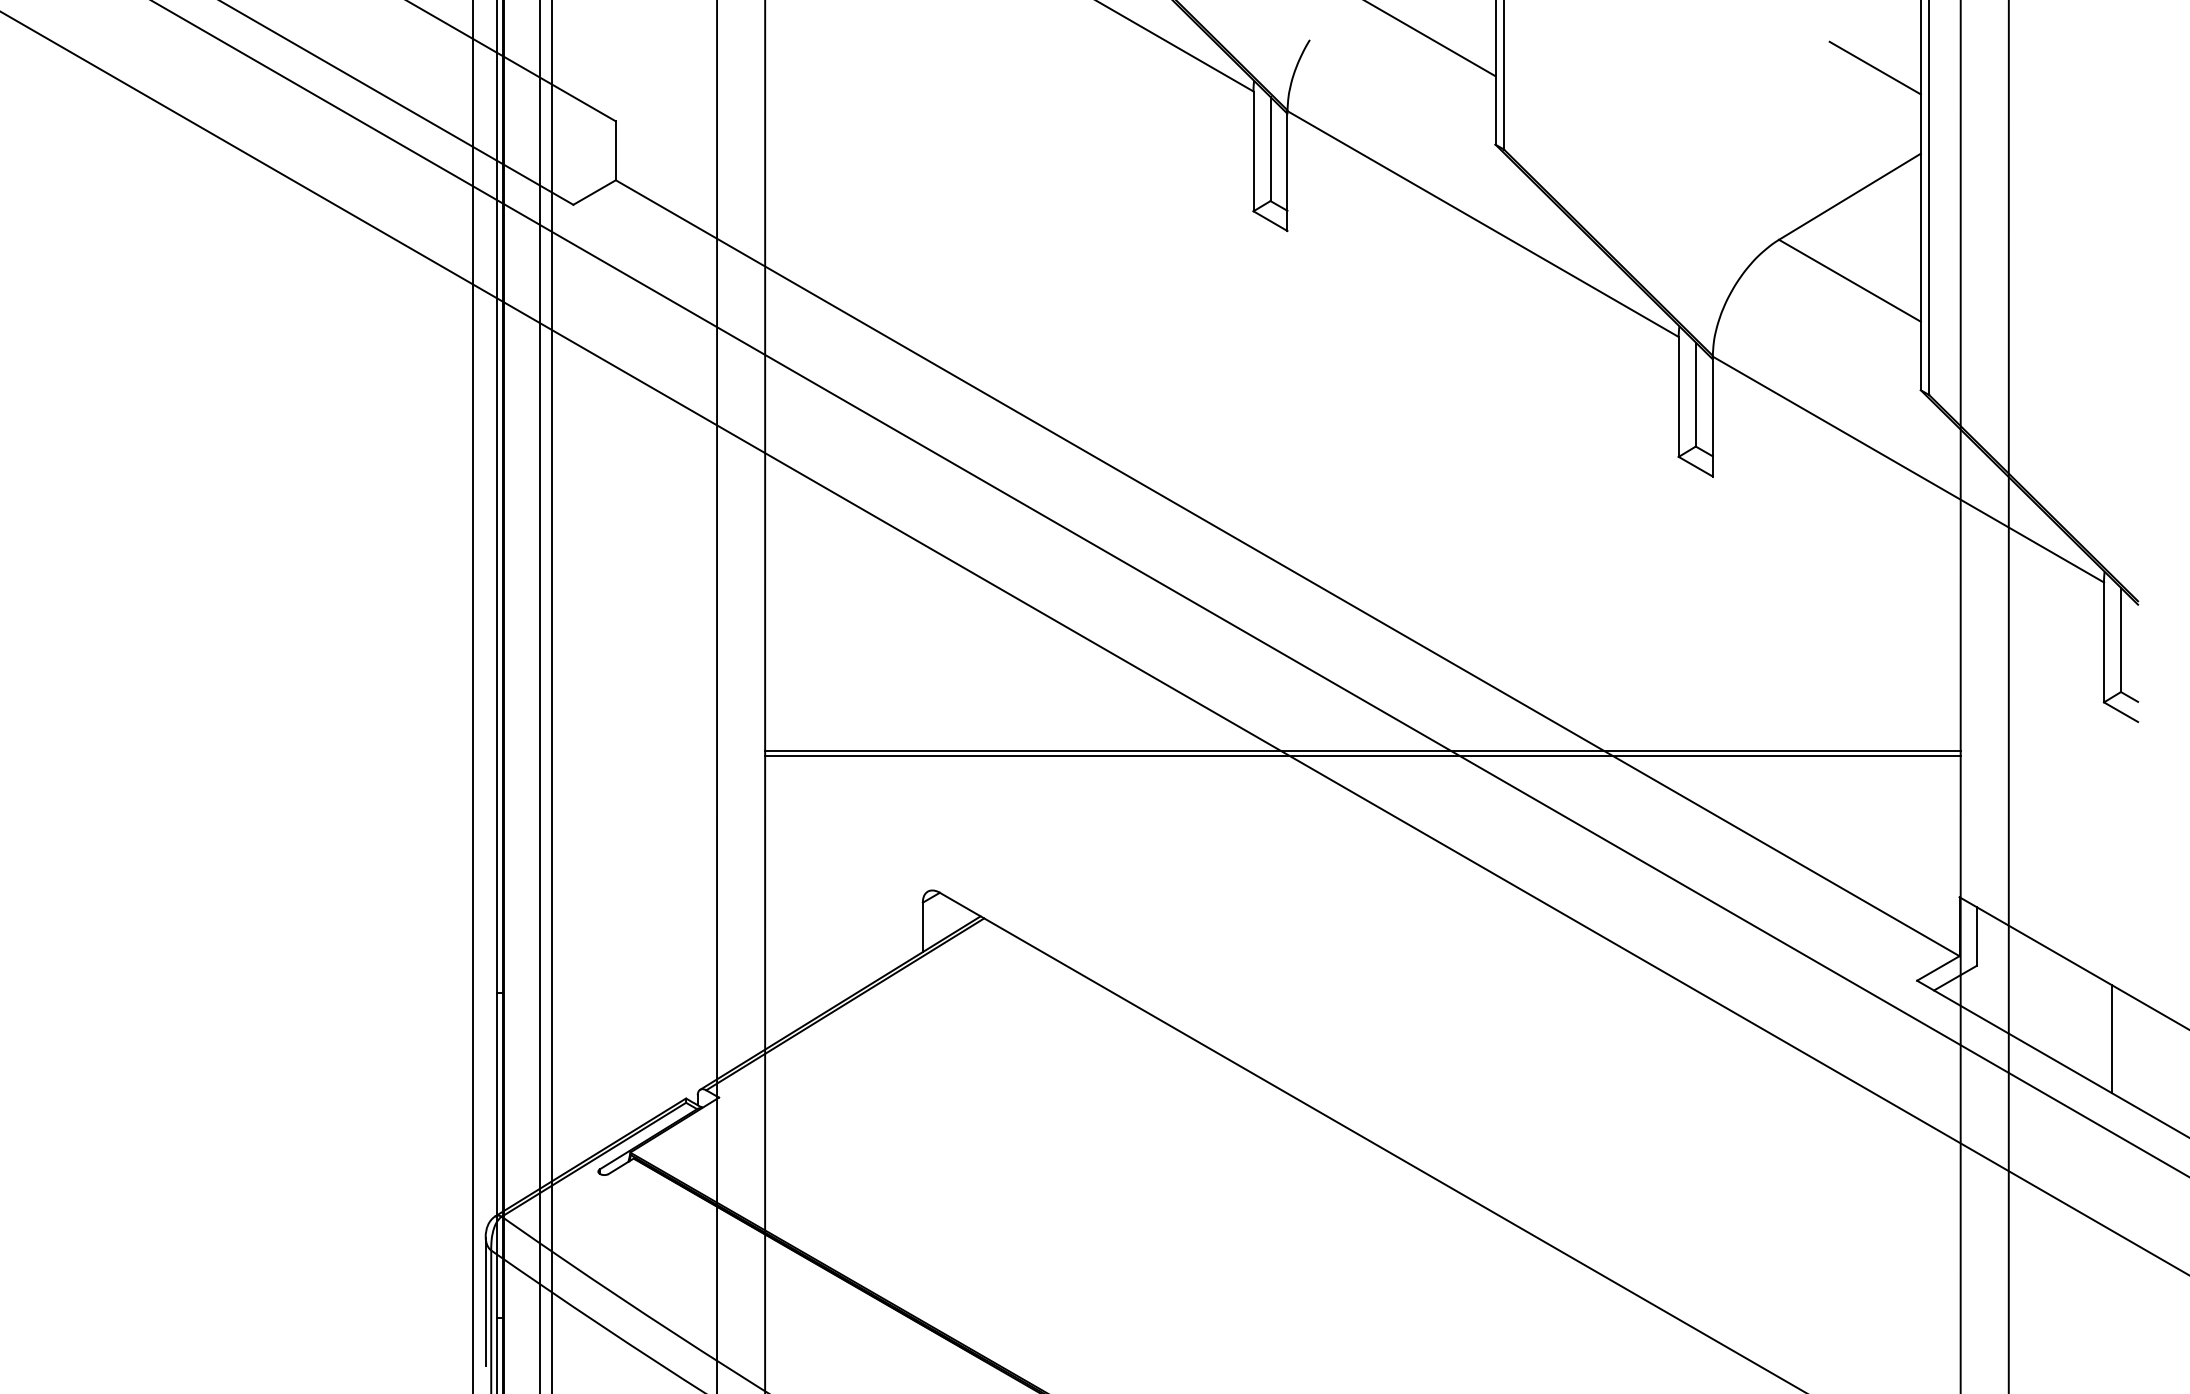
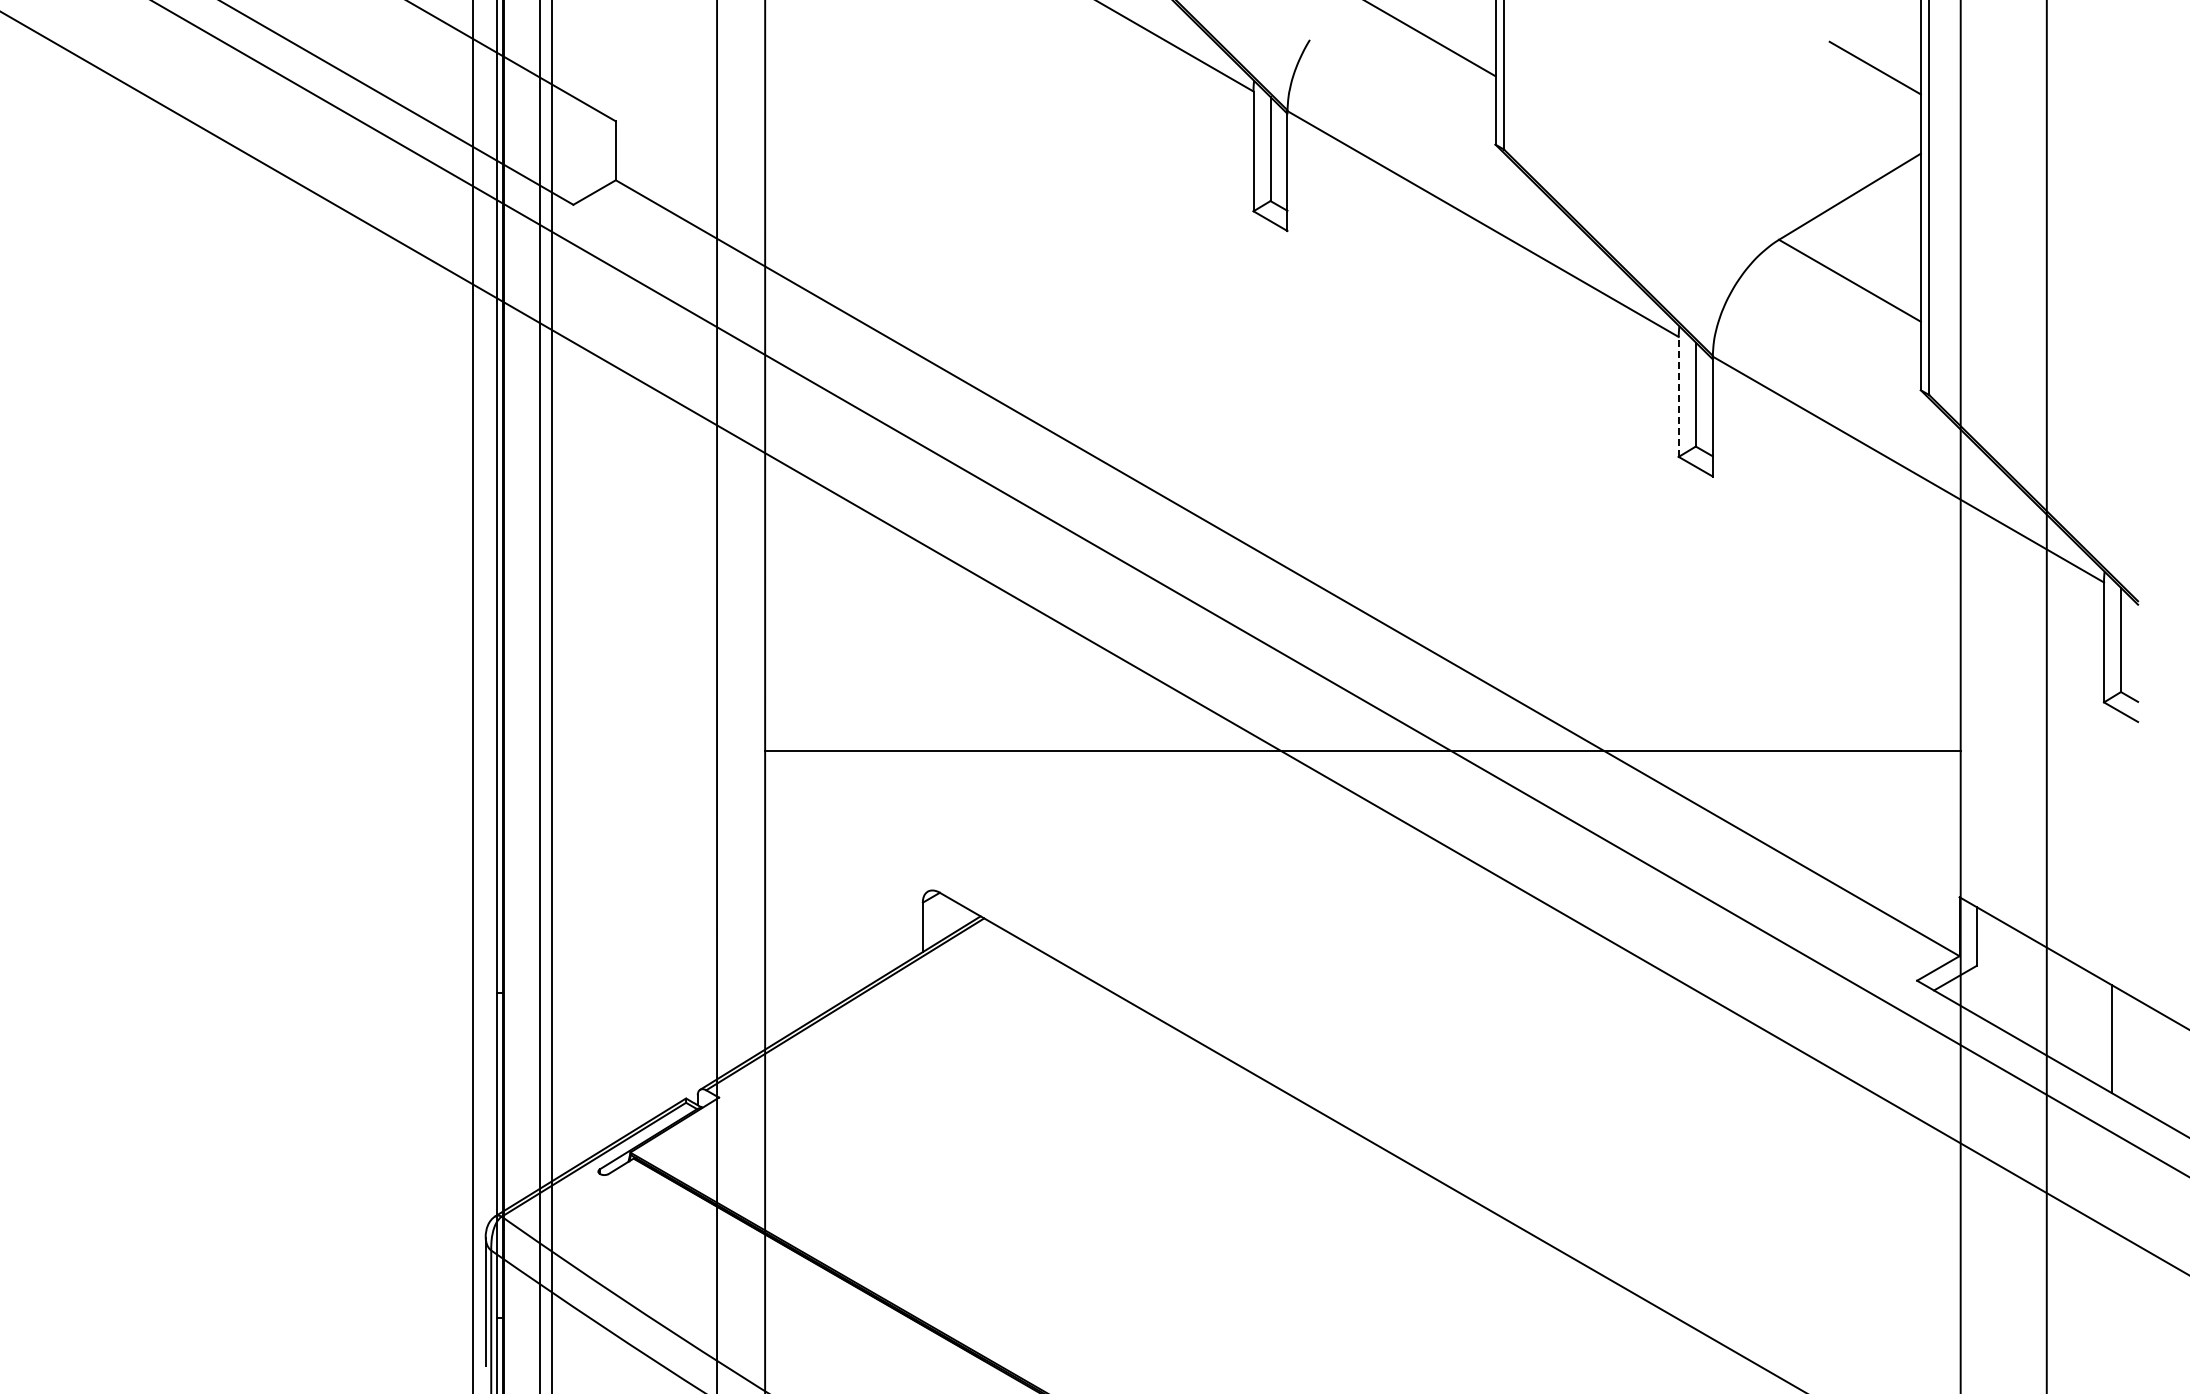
line: solid -> dashed (1678, 396)
line position: (2008, 696) -> (2046, 696) (2046, 696)
line: present -> none (1362, 755)
